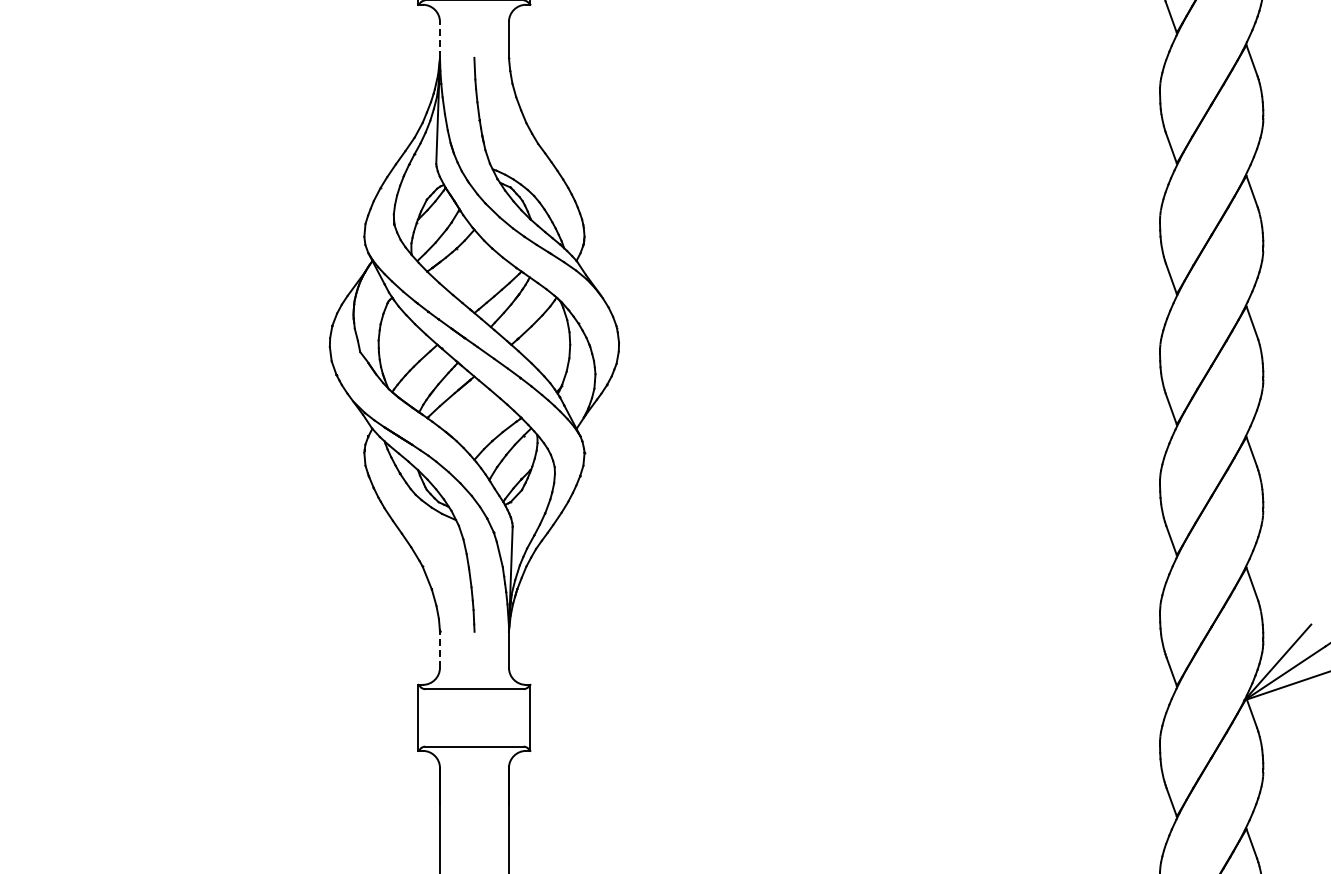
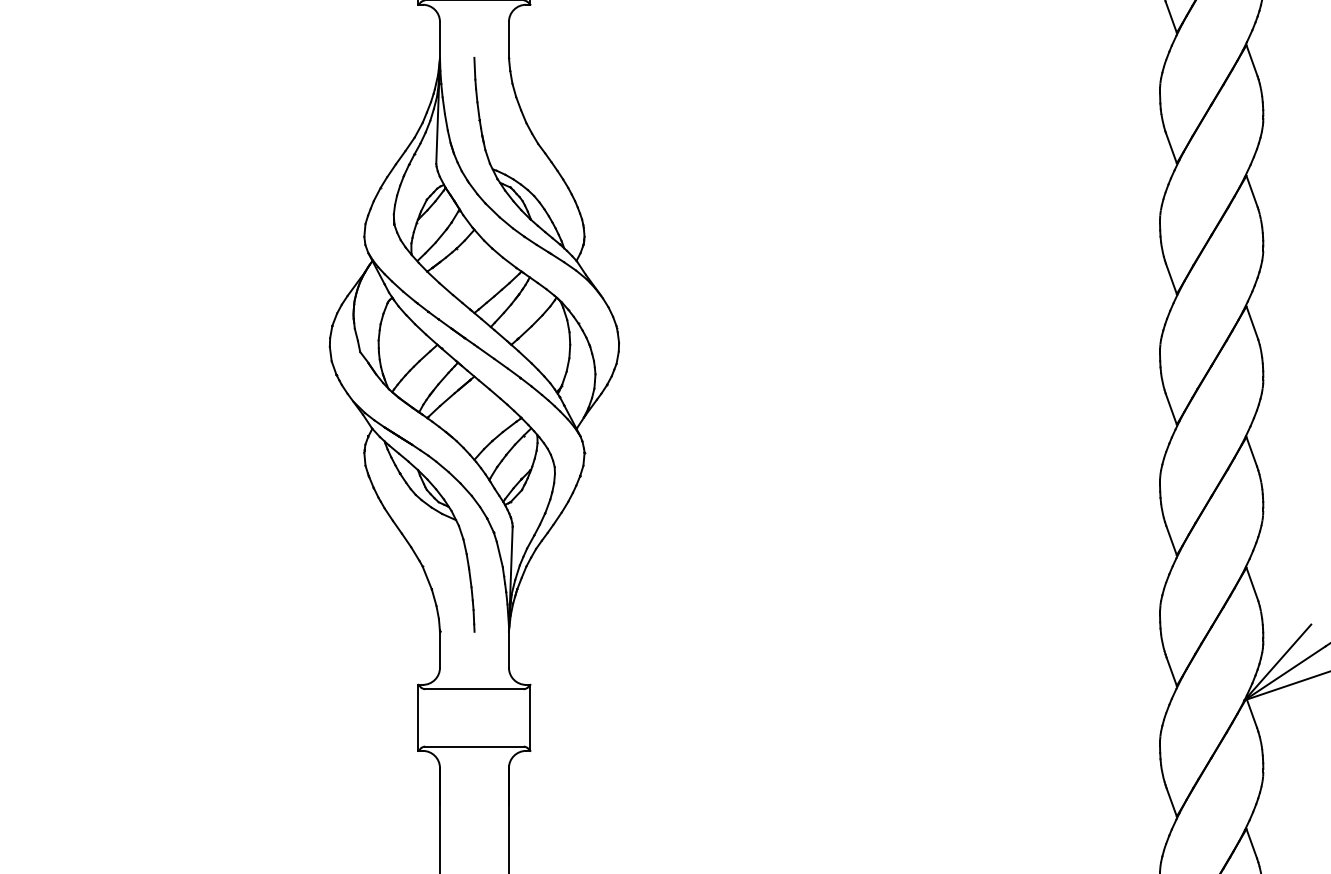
line: dashed -> solid (440, 39)
line: dashed -> solid (440, 649)
